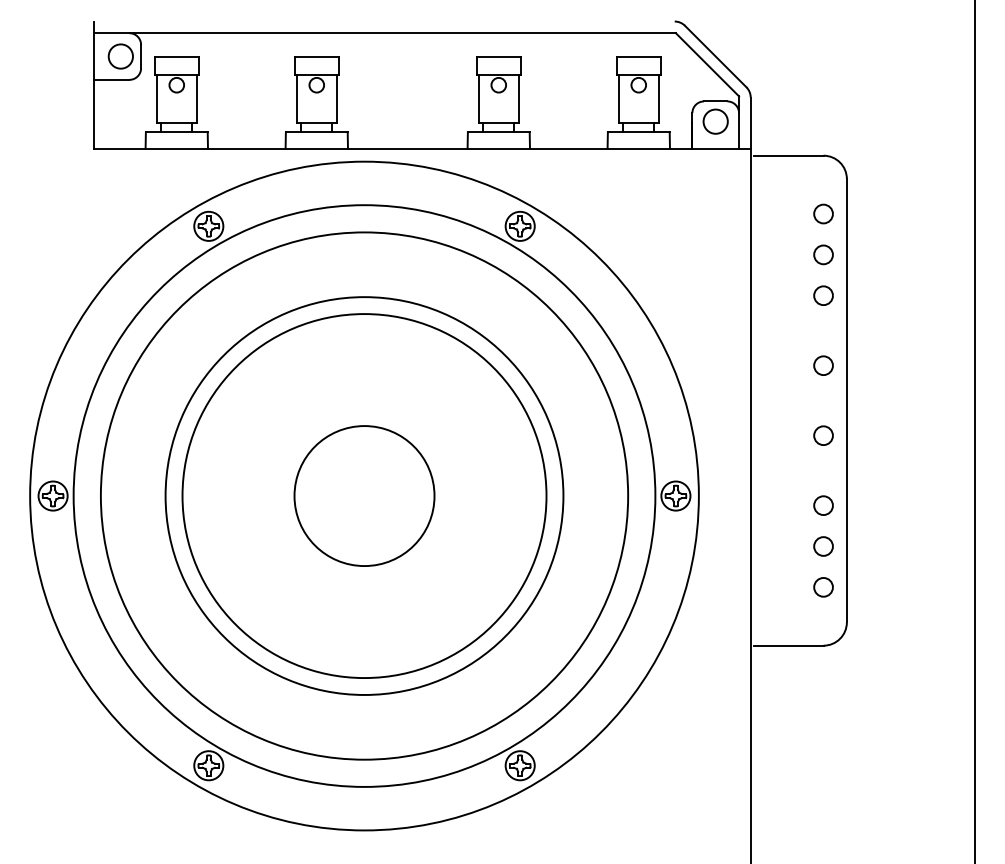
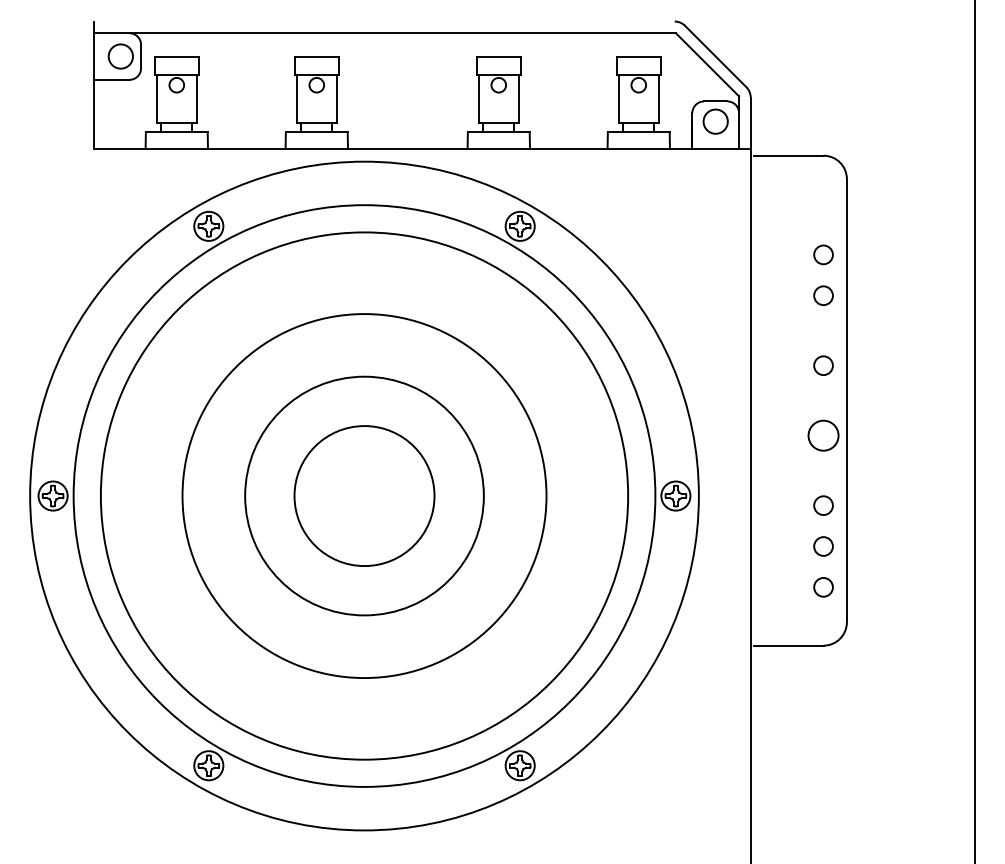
circle: present -> none (823, 213)
circle diameter: 19 px -> 30 px (823, 435)
circle diameter: 398 px -> 239 px (364, 495)
